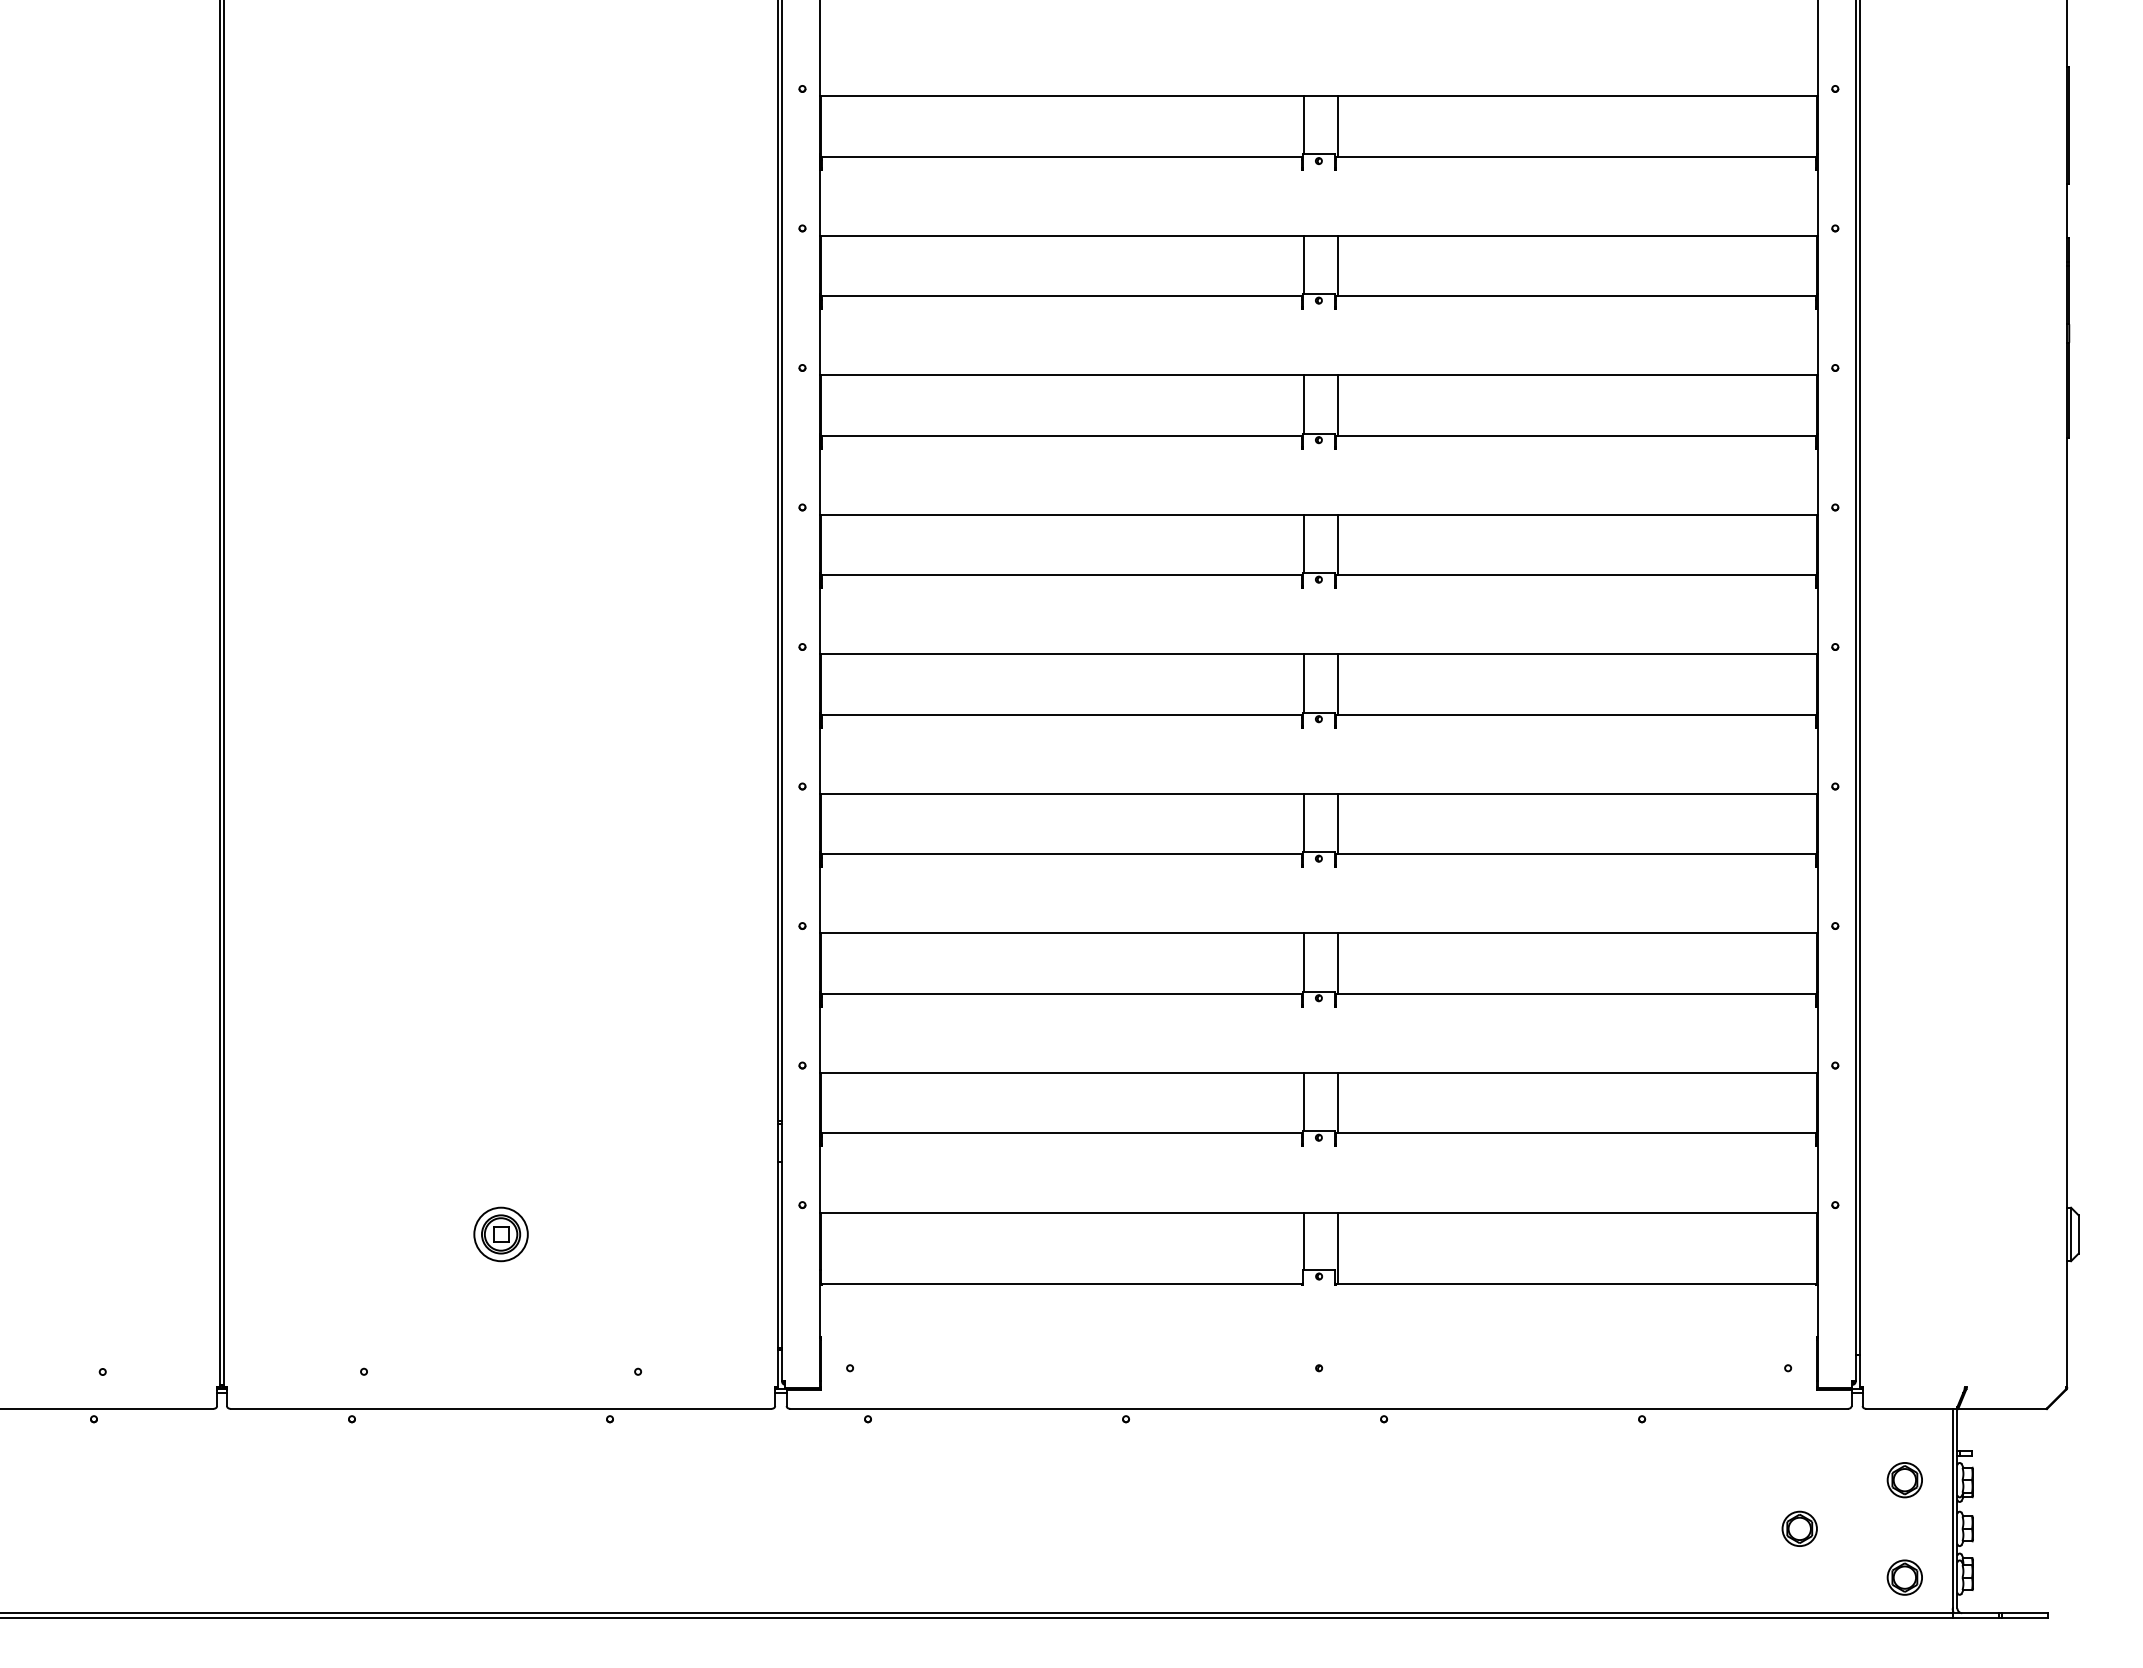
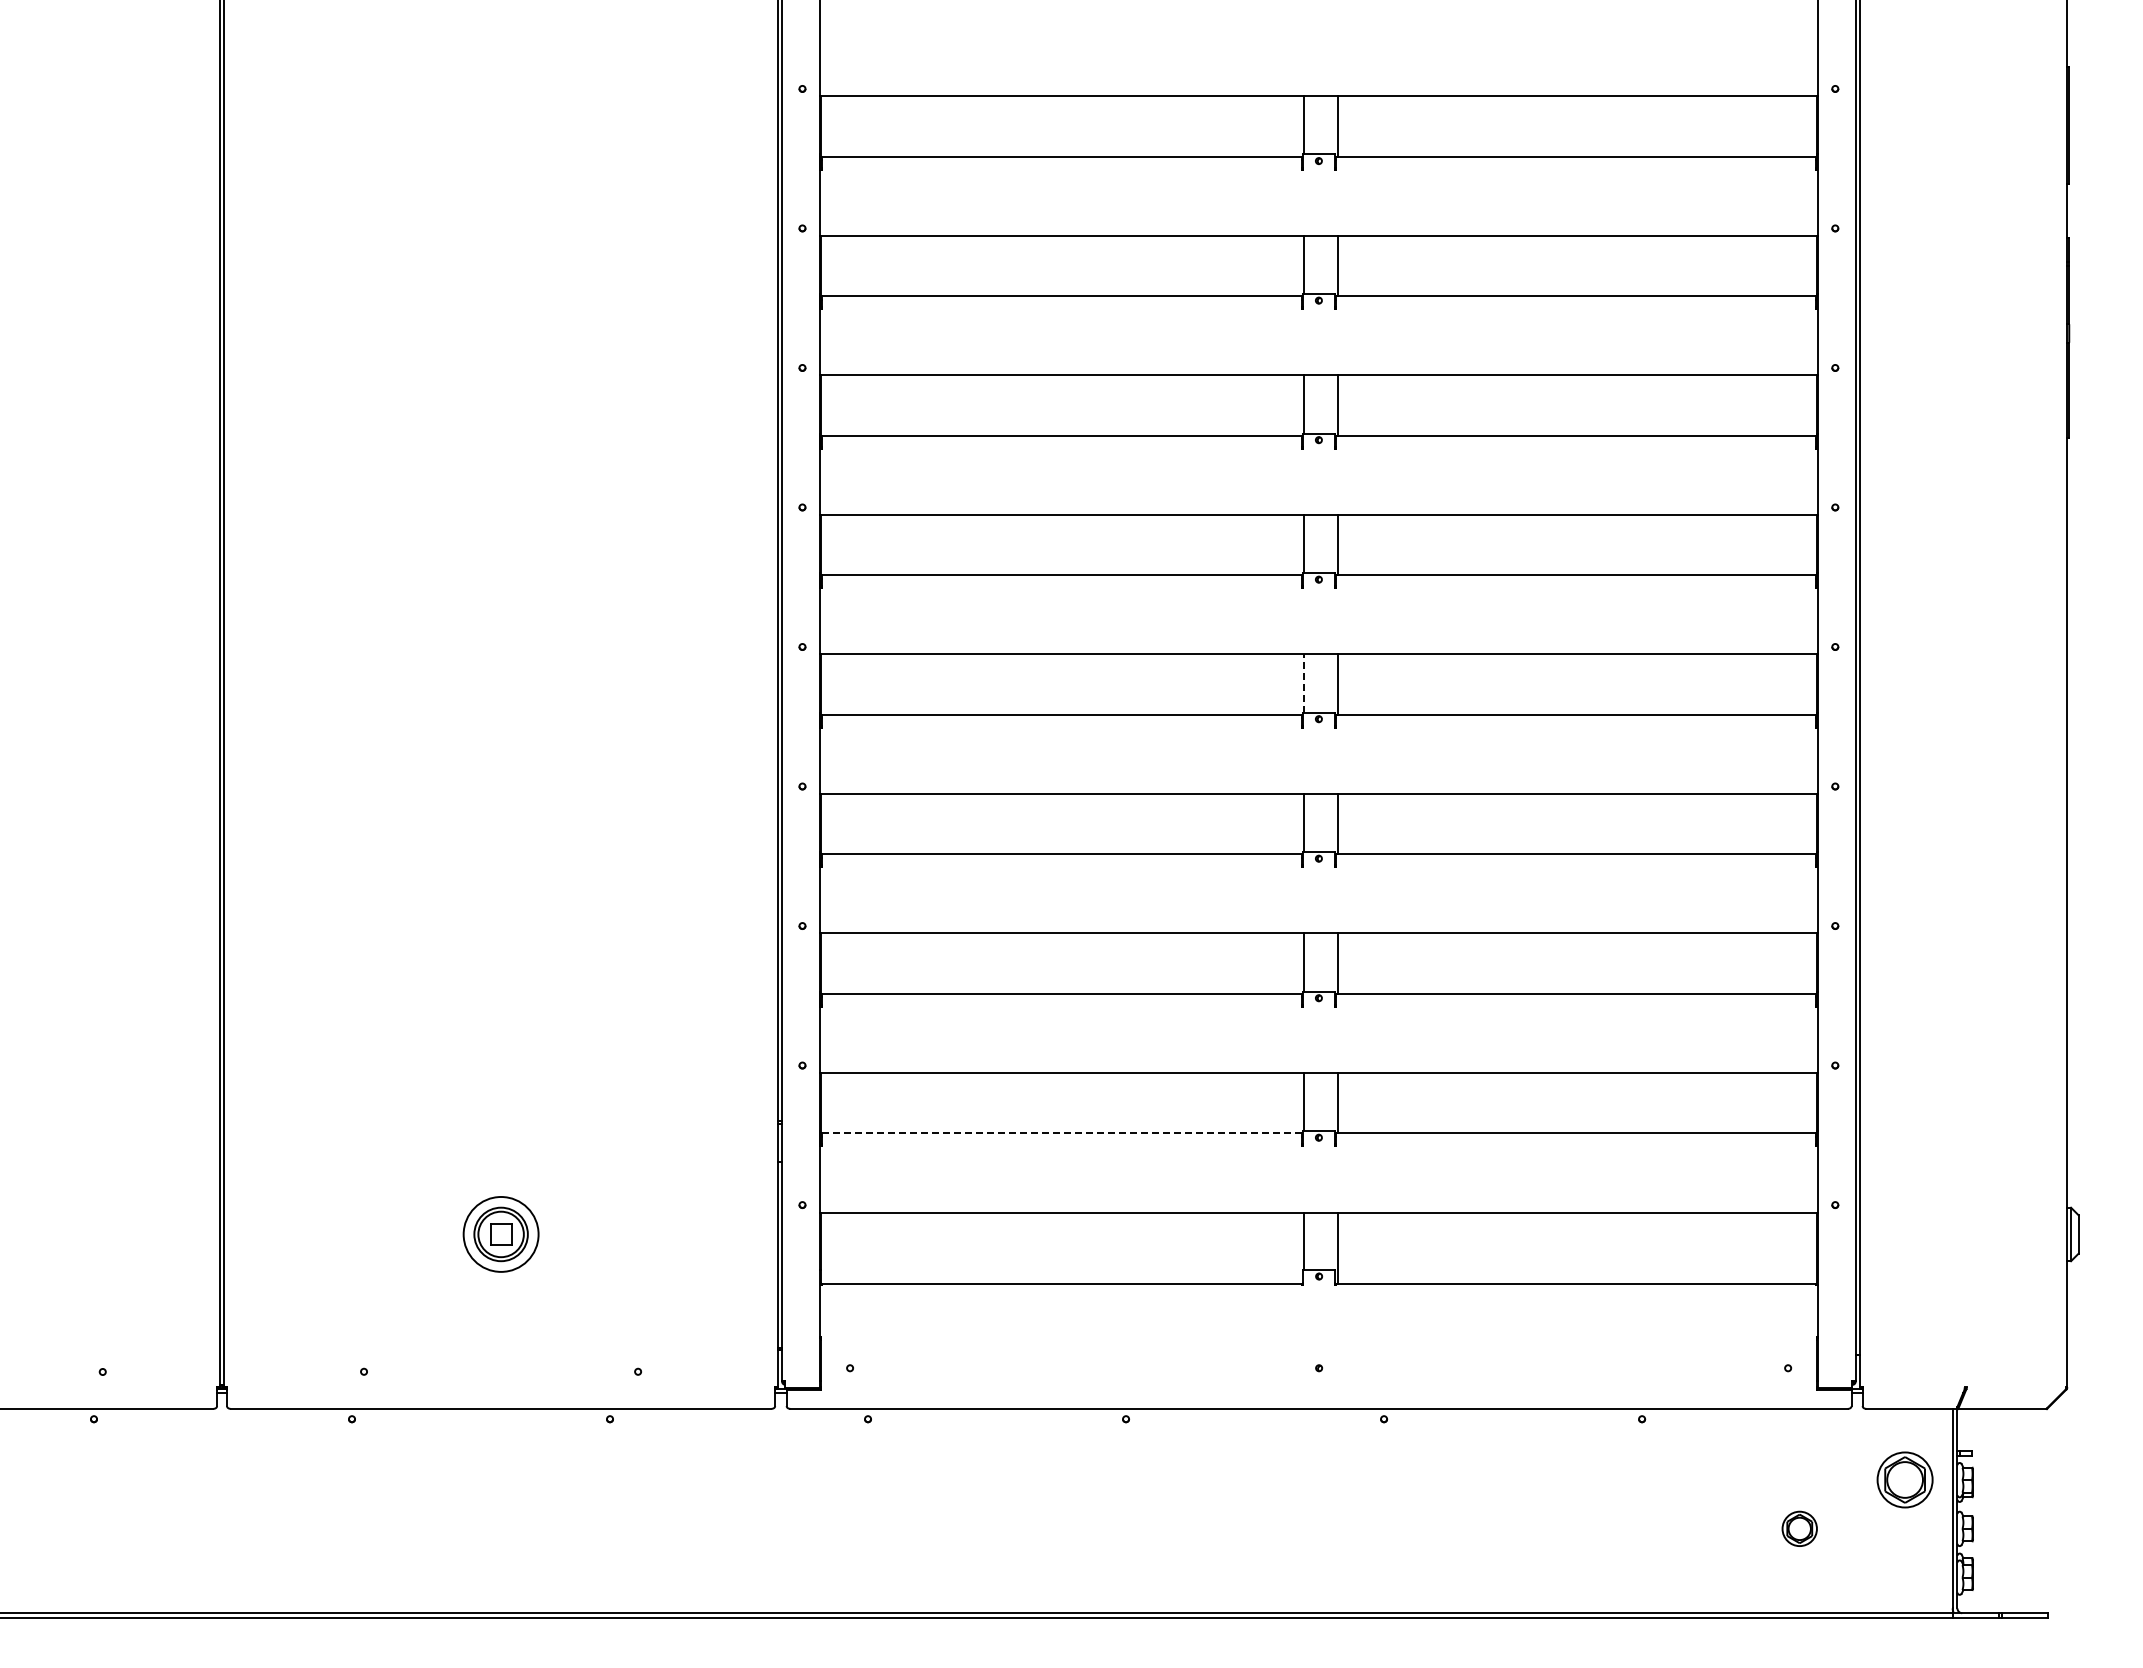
line: solid -> dashed (1303, 683)
line: solid -> dashed (1061, 1133)
part size: 56x57 px -> 78x77 px (500, 1234)
part size: 37x37 px -> 58x58 px (1904, 1479)
part: present -> none (1904, 1577)
